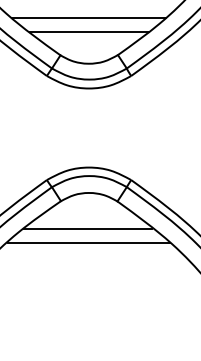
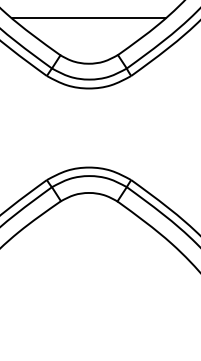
line: present -> none (89, 32)
line: present -> none (87, 228)
line: present -> none (88, 242)
